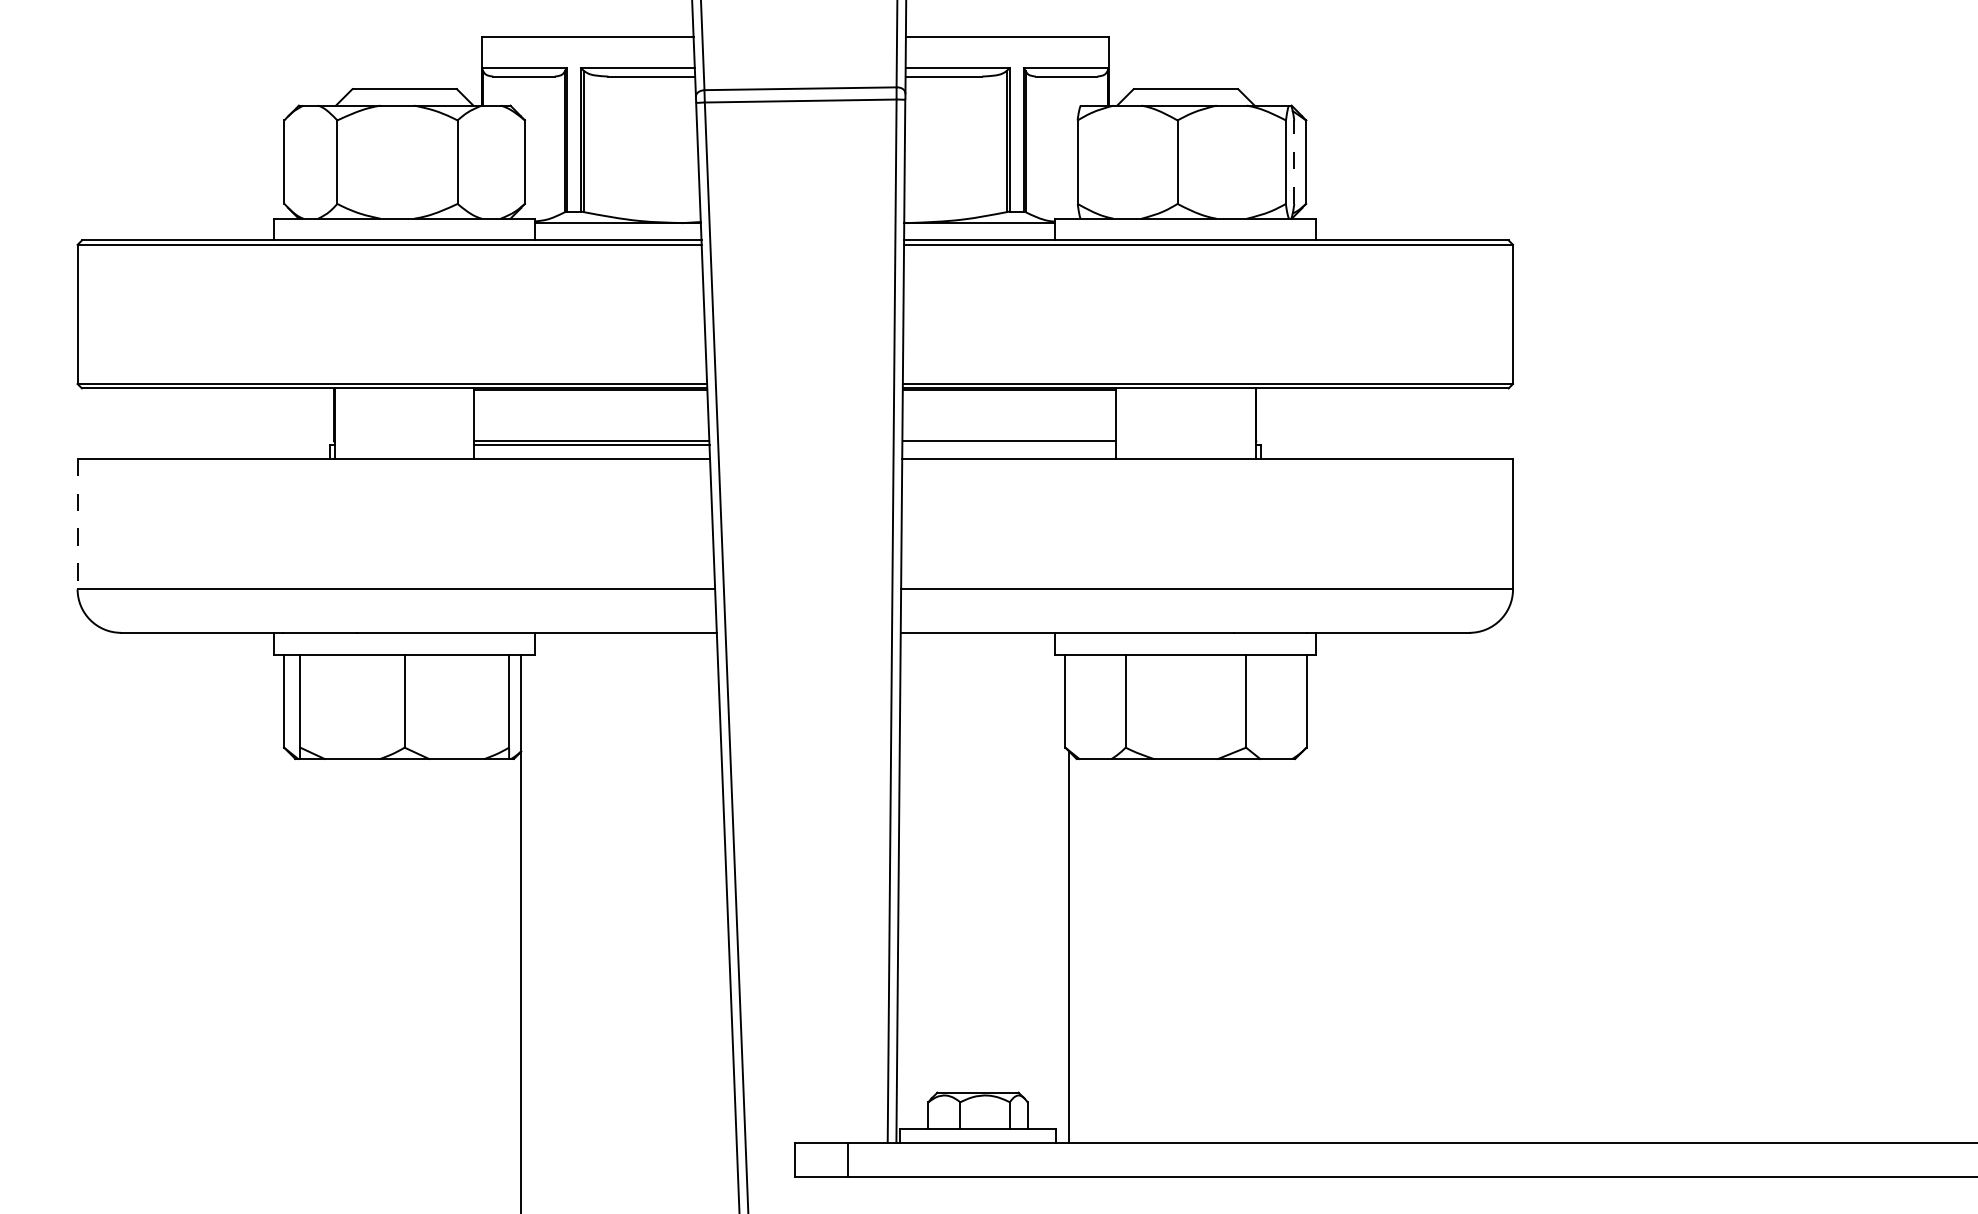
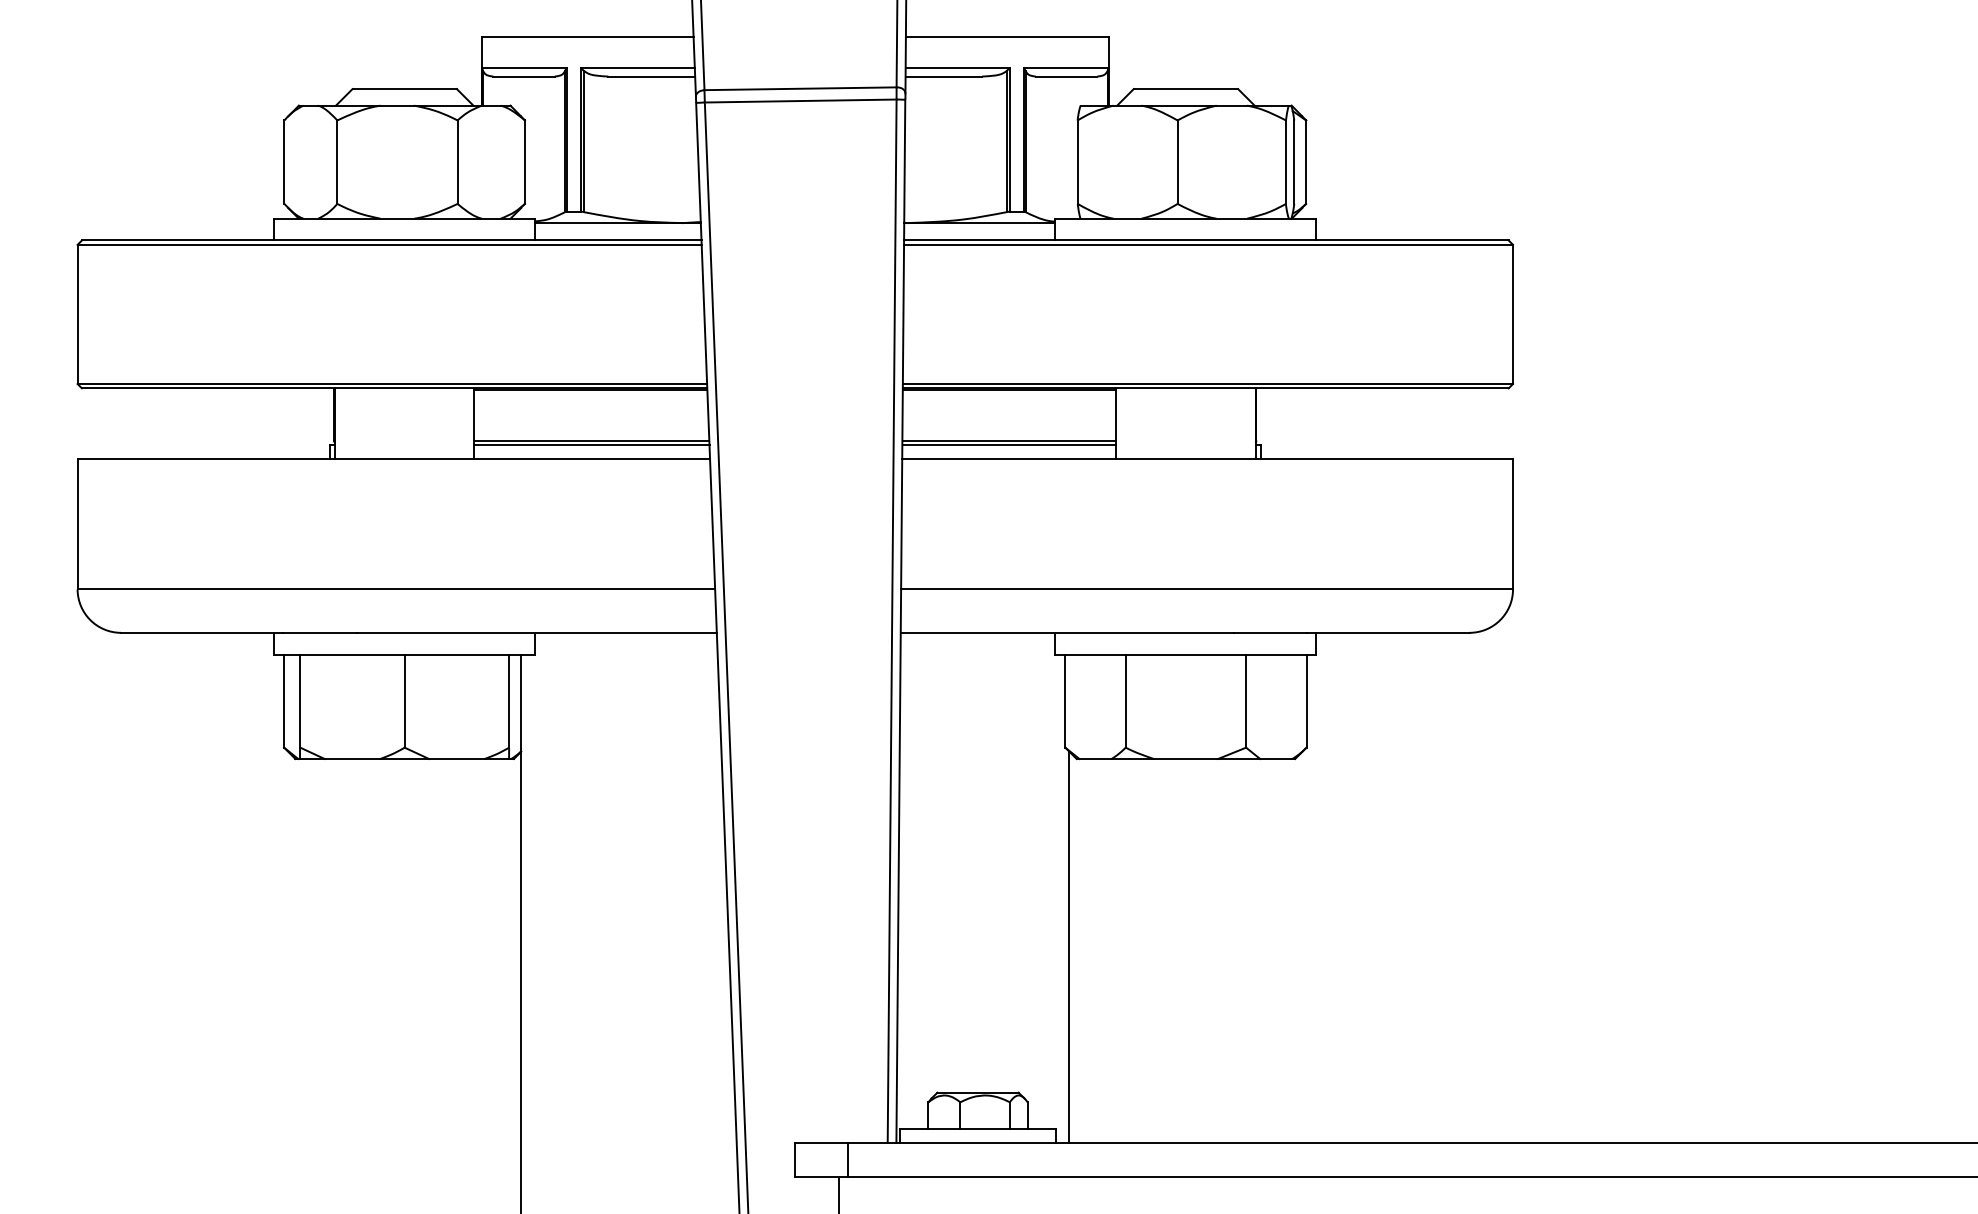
line: dashed -> solid (1294, 162)
line: none -> present (1009, 444)
line: dashed -> solid (77, 524)
line: none -> present (838, 1193)
